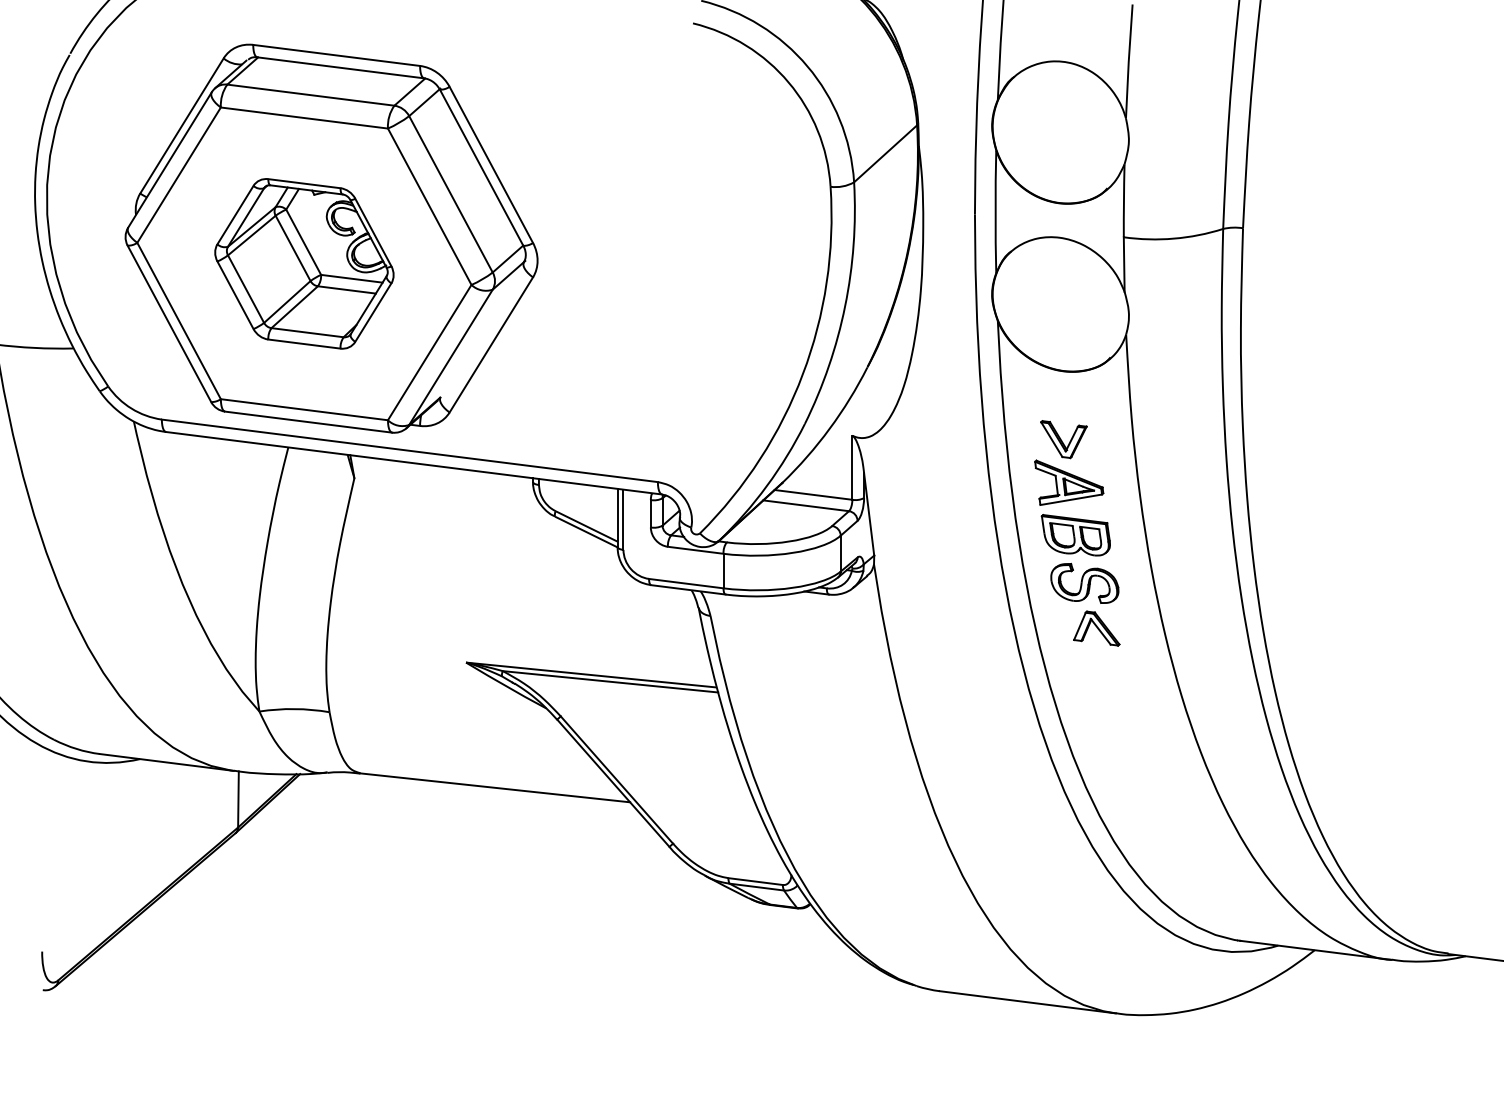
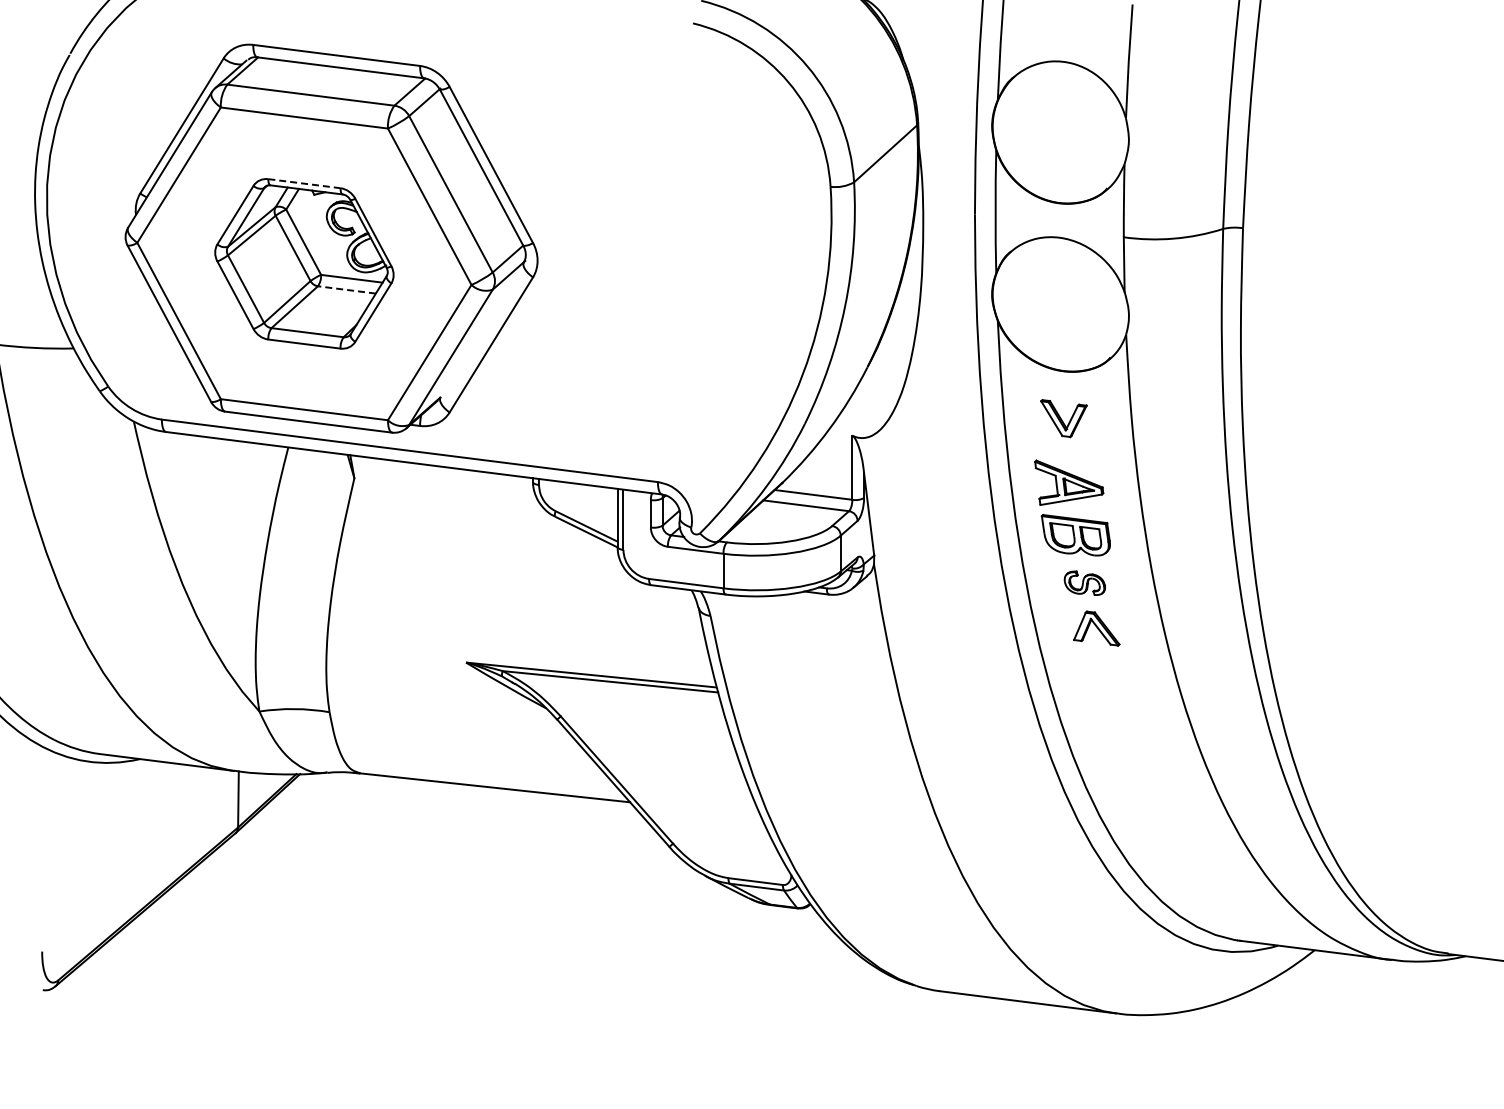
line: solid -> dashed (304, 183)
line: solid -> dashed (346, 289)
part position: (1063, 439) -> (1063, 418) (1063, 418)
part size: 70x42 px -> 43x26 px (1084, 582)
